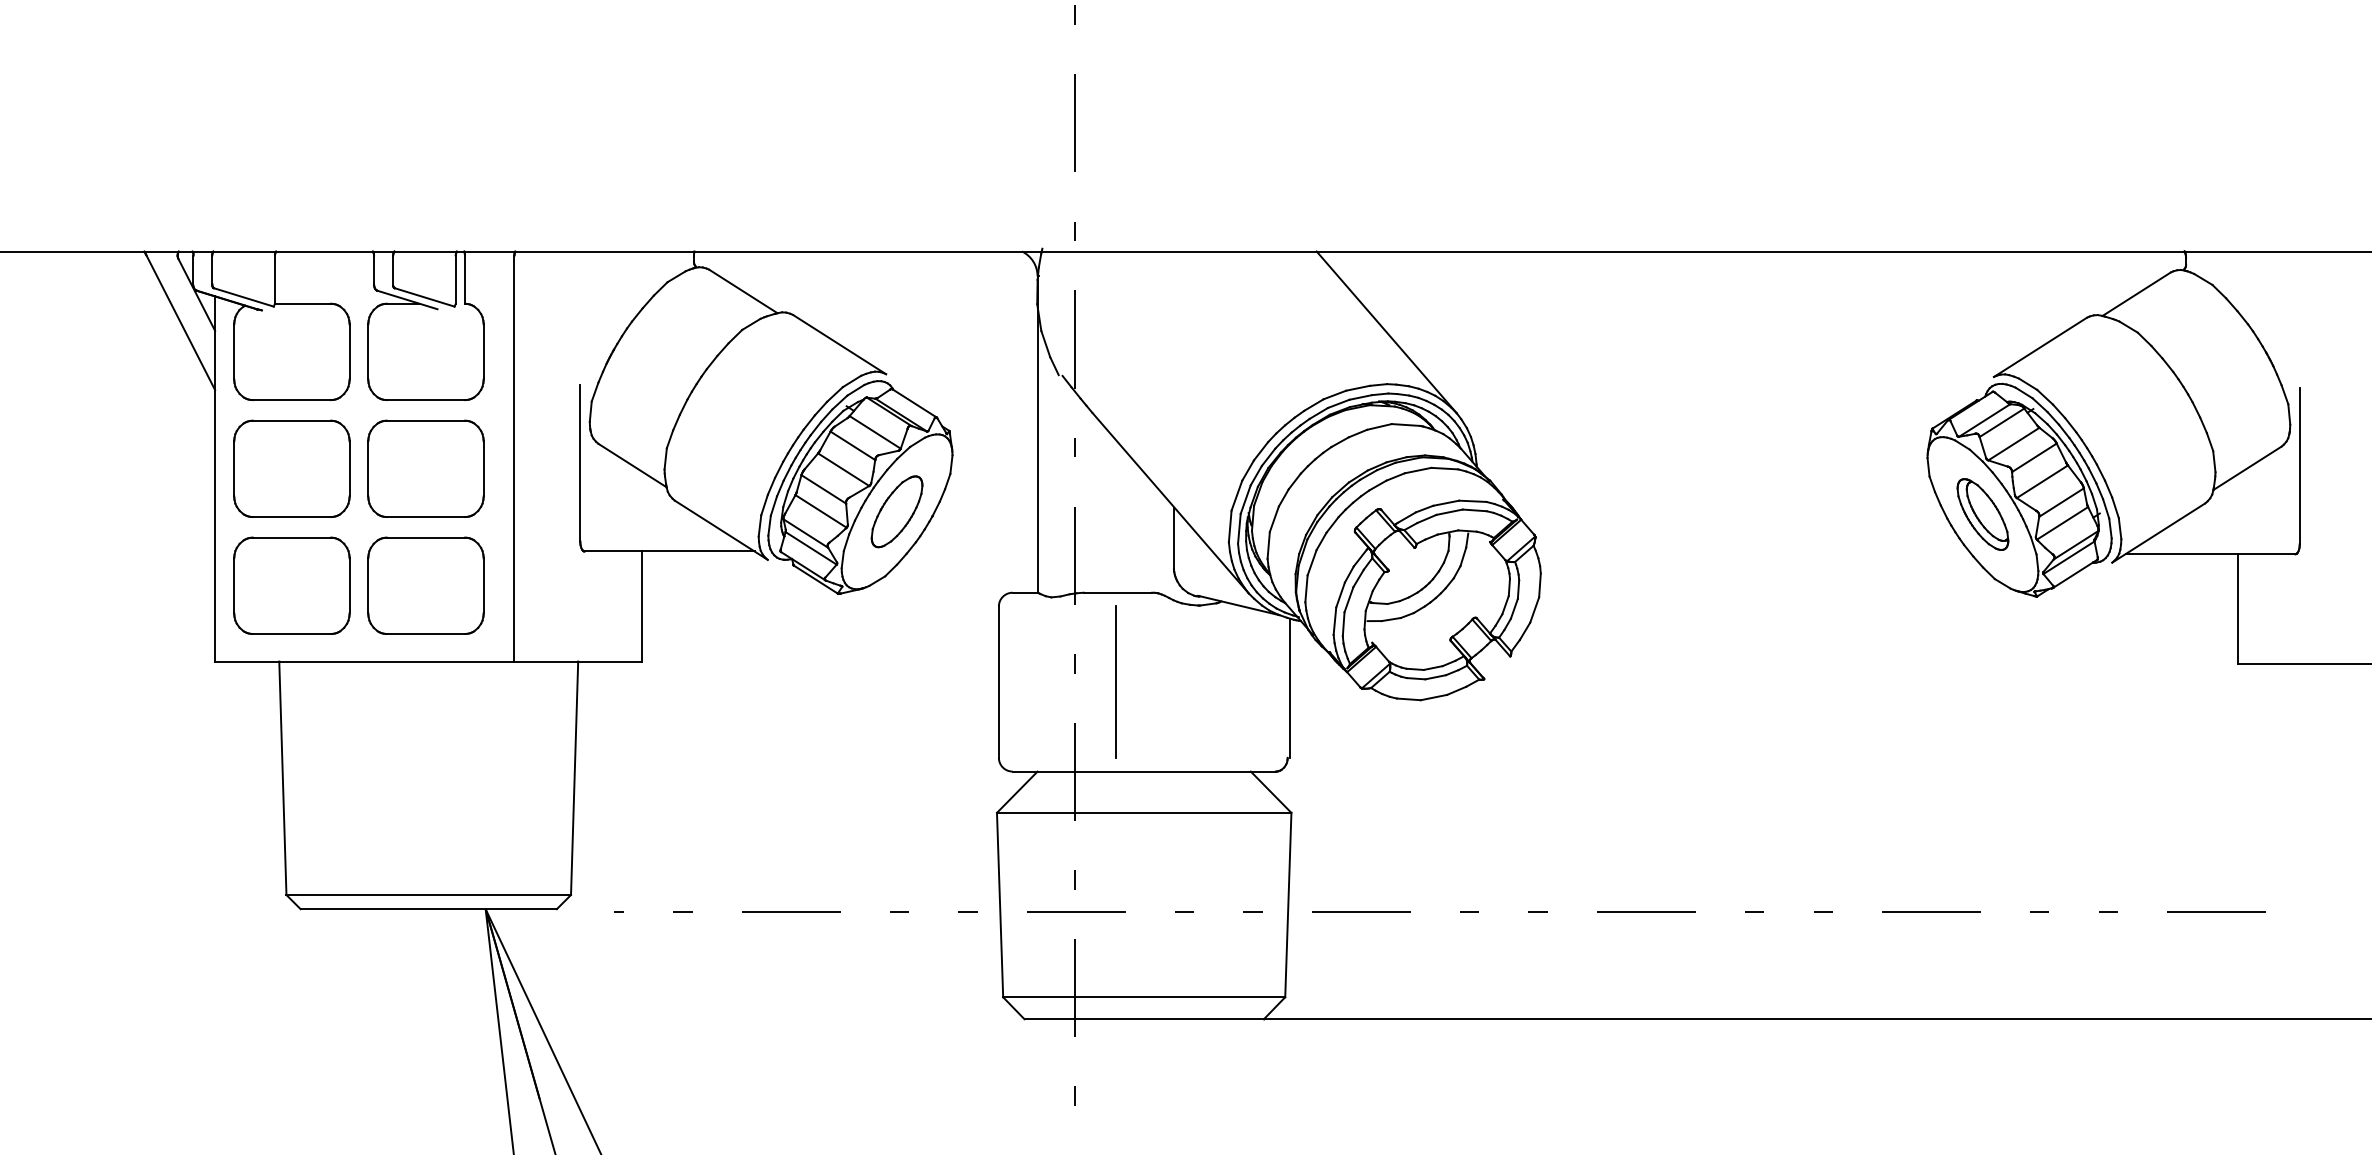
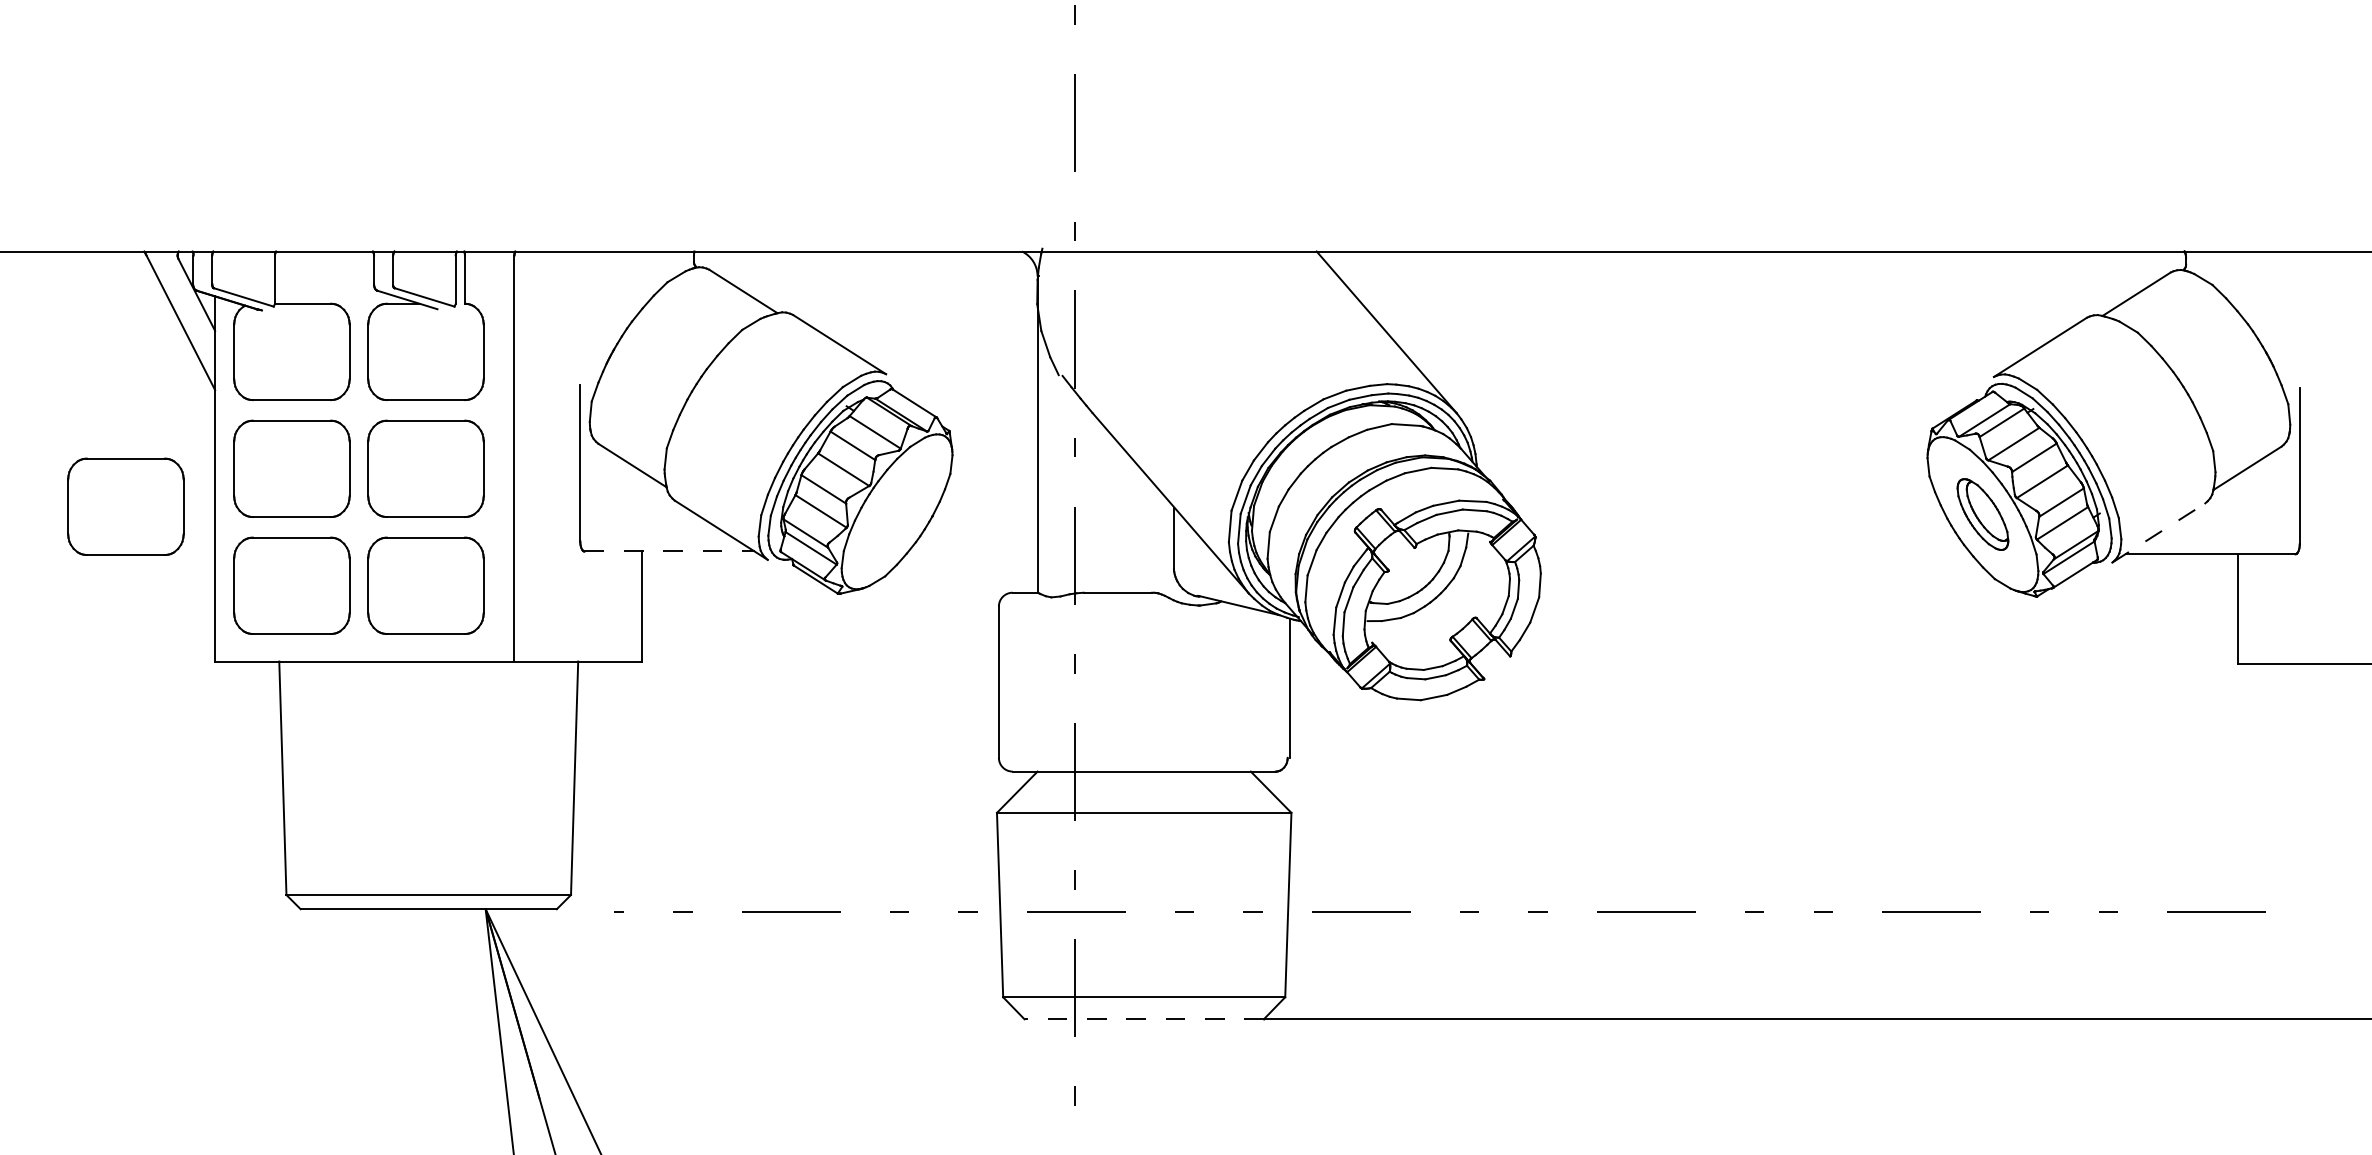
part: none -> present (125, 506)
part: present -> none (896, 511)
line: solid -> dashed (2159, 532)
line: solid -> dashed (669, 551)
line: present -> none (1115, 681)
line: solid -> dashed (1144, 1019)
